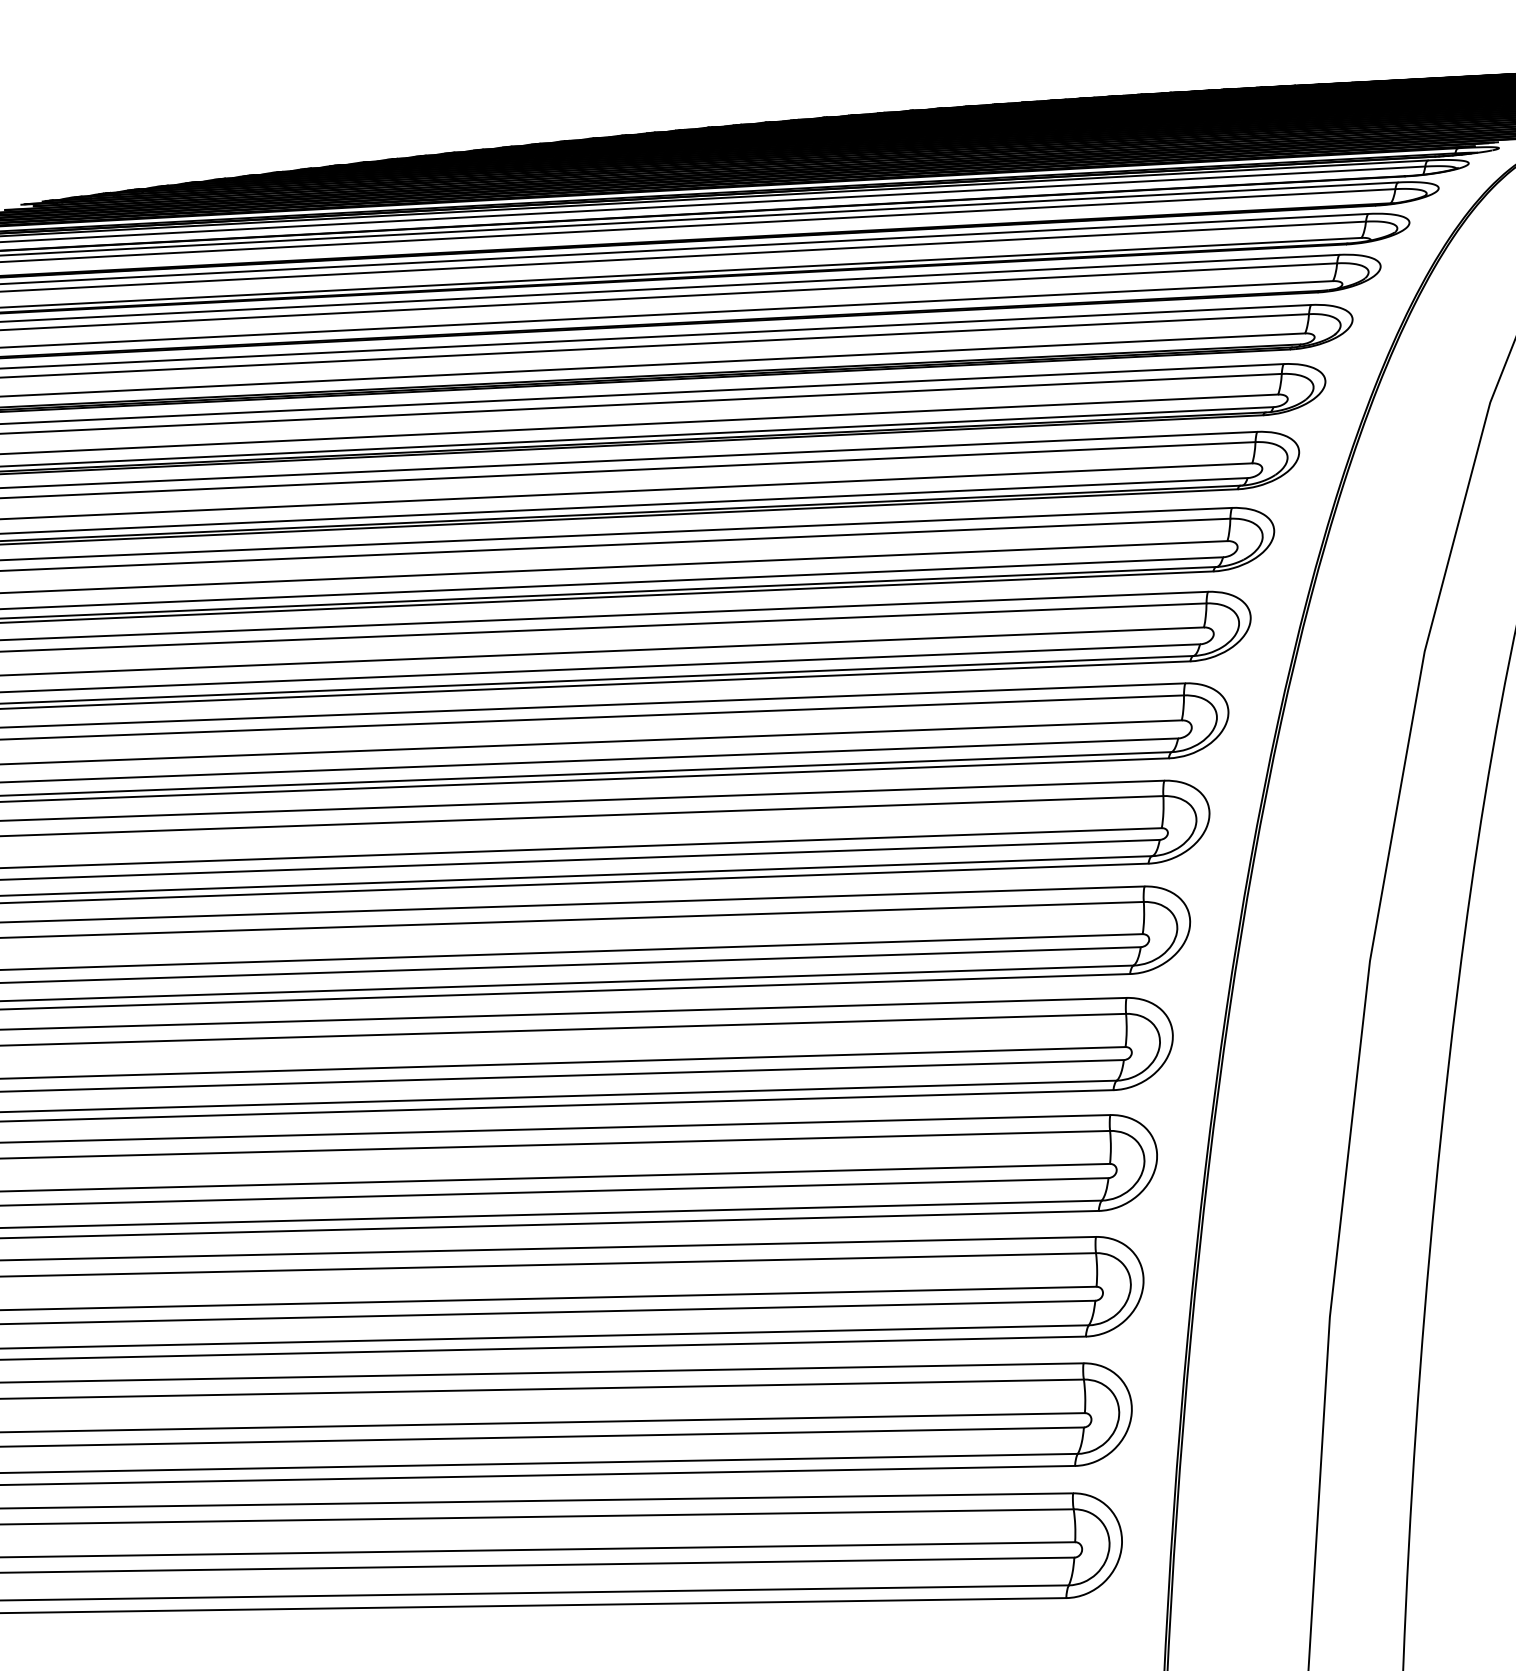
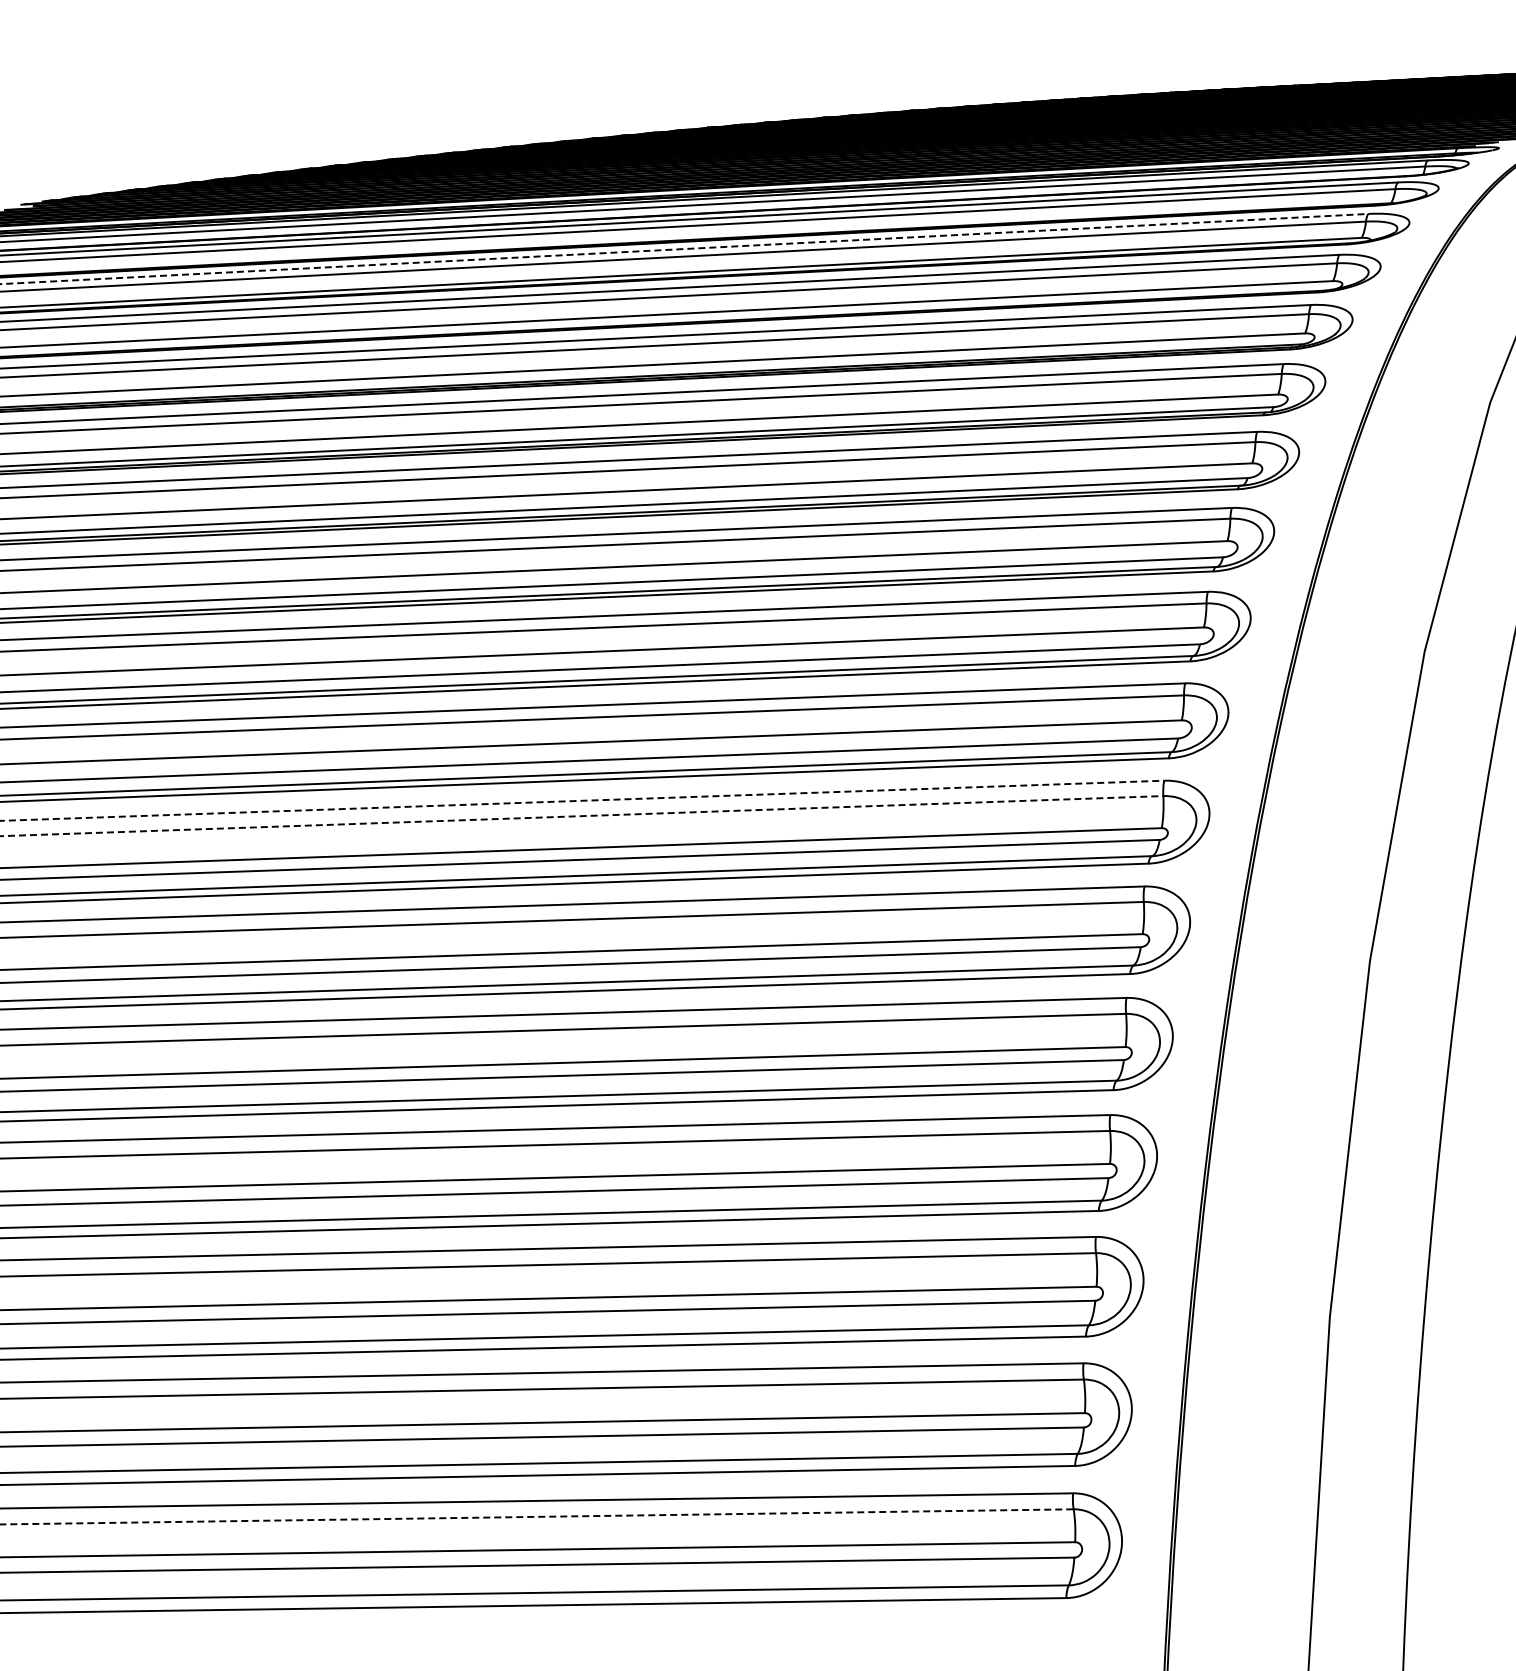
line: solid -> dashed (684, 249)
line: solid -> dashed (582, 800)
line: solid -> dashed (582, 816)
line: solid -> dashed (536, 1516)
